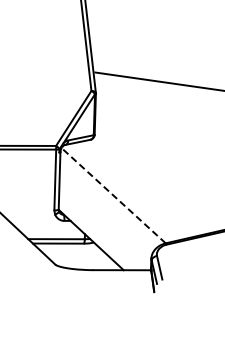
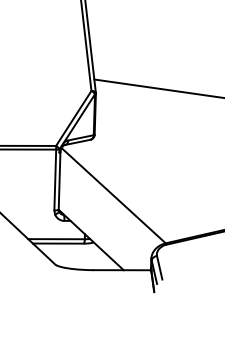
line position: (158, 81) -> (157, 88) (157, 88)
line: dashed -> solid (113, 195)
